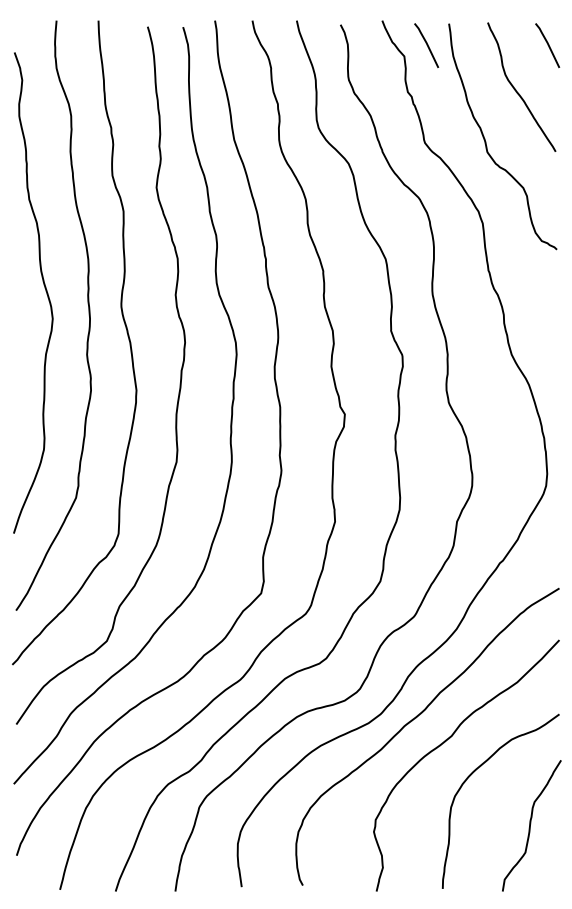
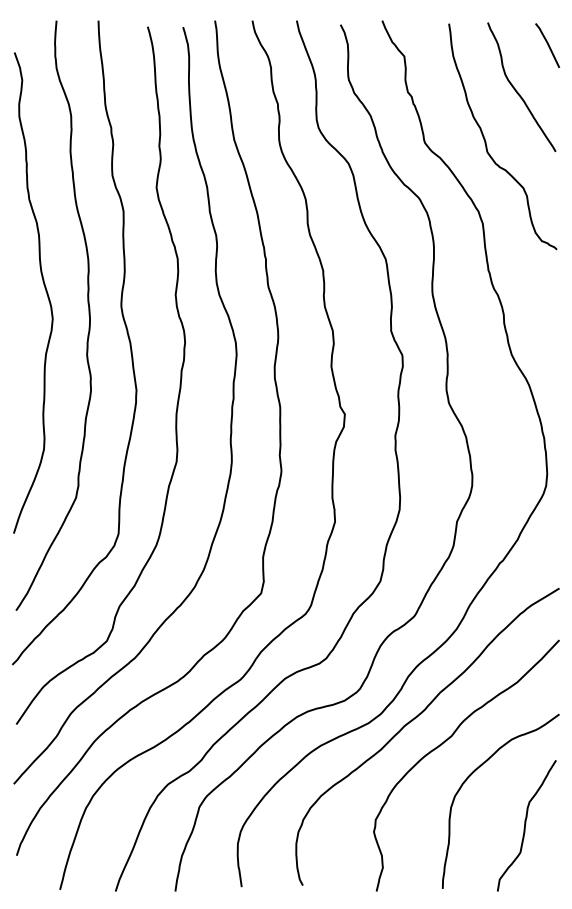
line: present -> none (426, 45)
curve position: (530, 825) -> (525, 825) (525, 825)
